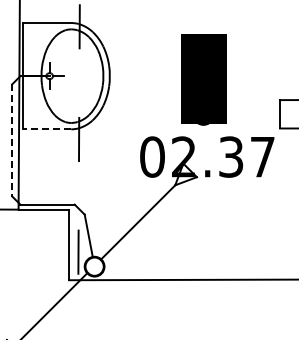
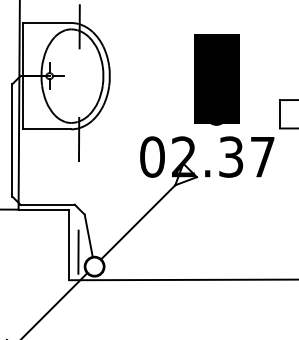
text position: (203, 79) -> (216, 79) (216, 79)
line: dashed -> solid (46, 129)
line: dashed -> solid (12, 140)
